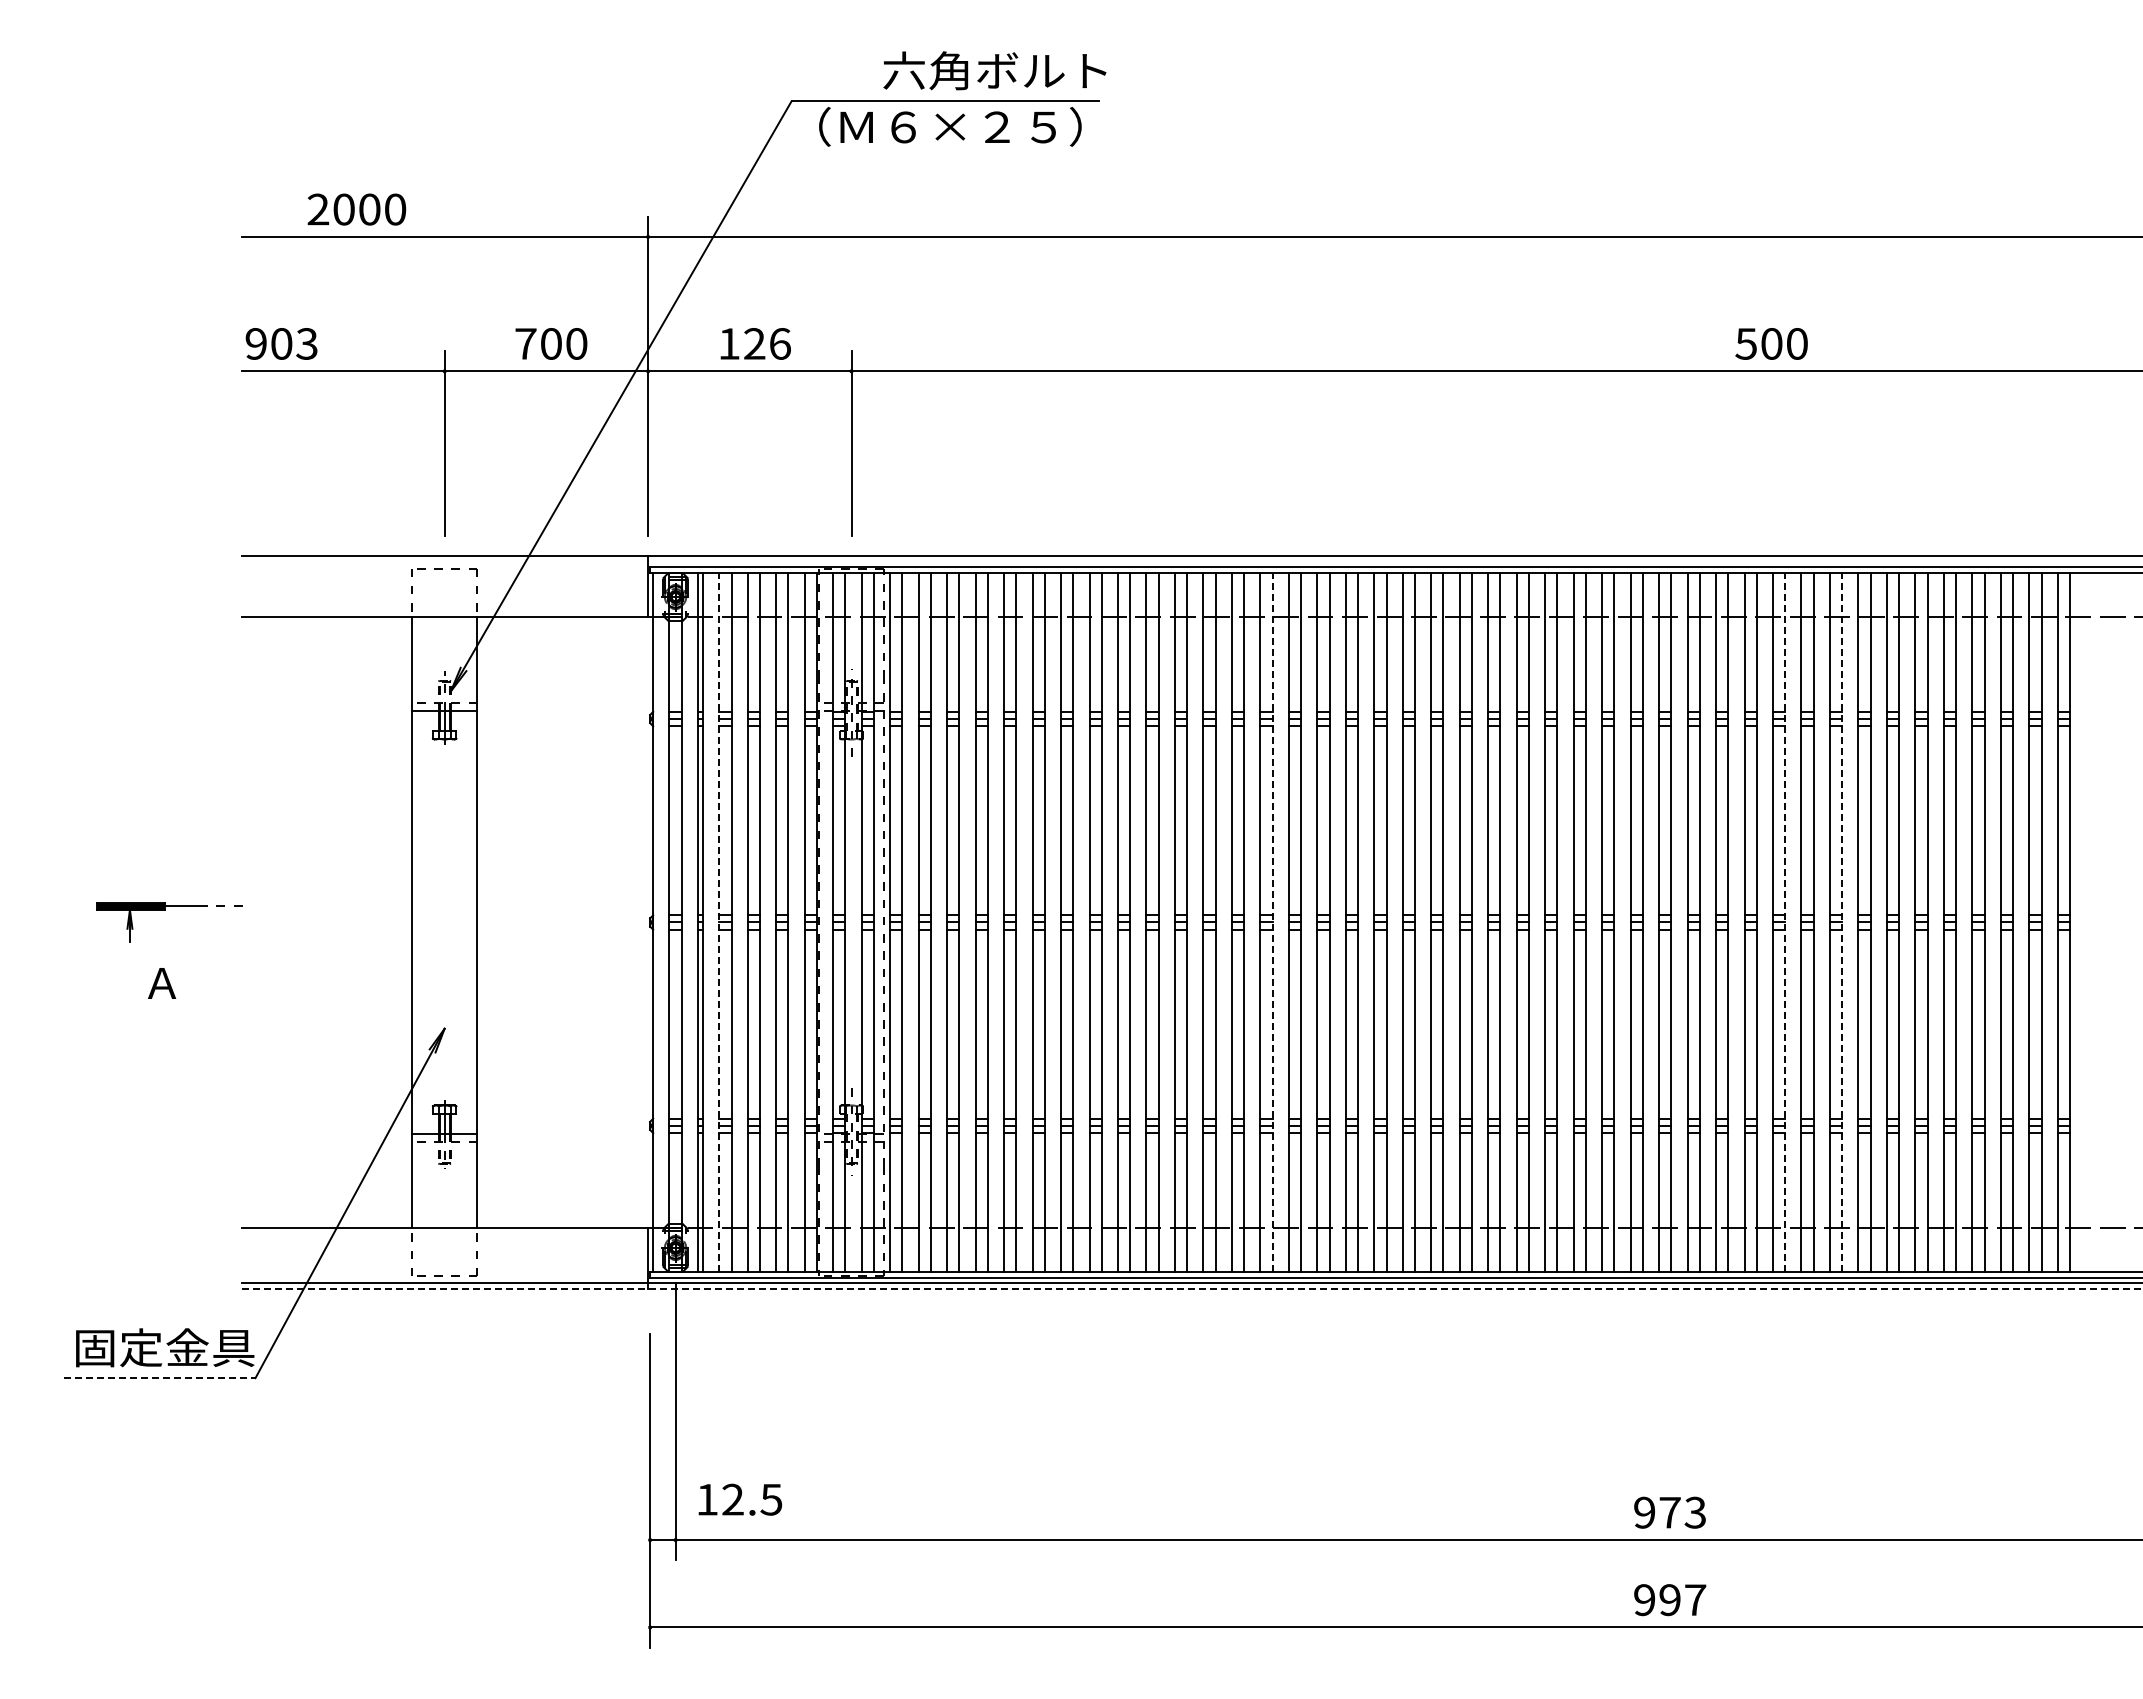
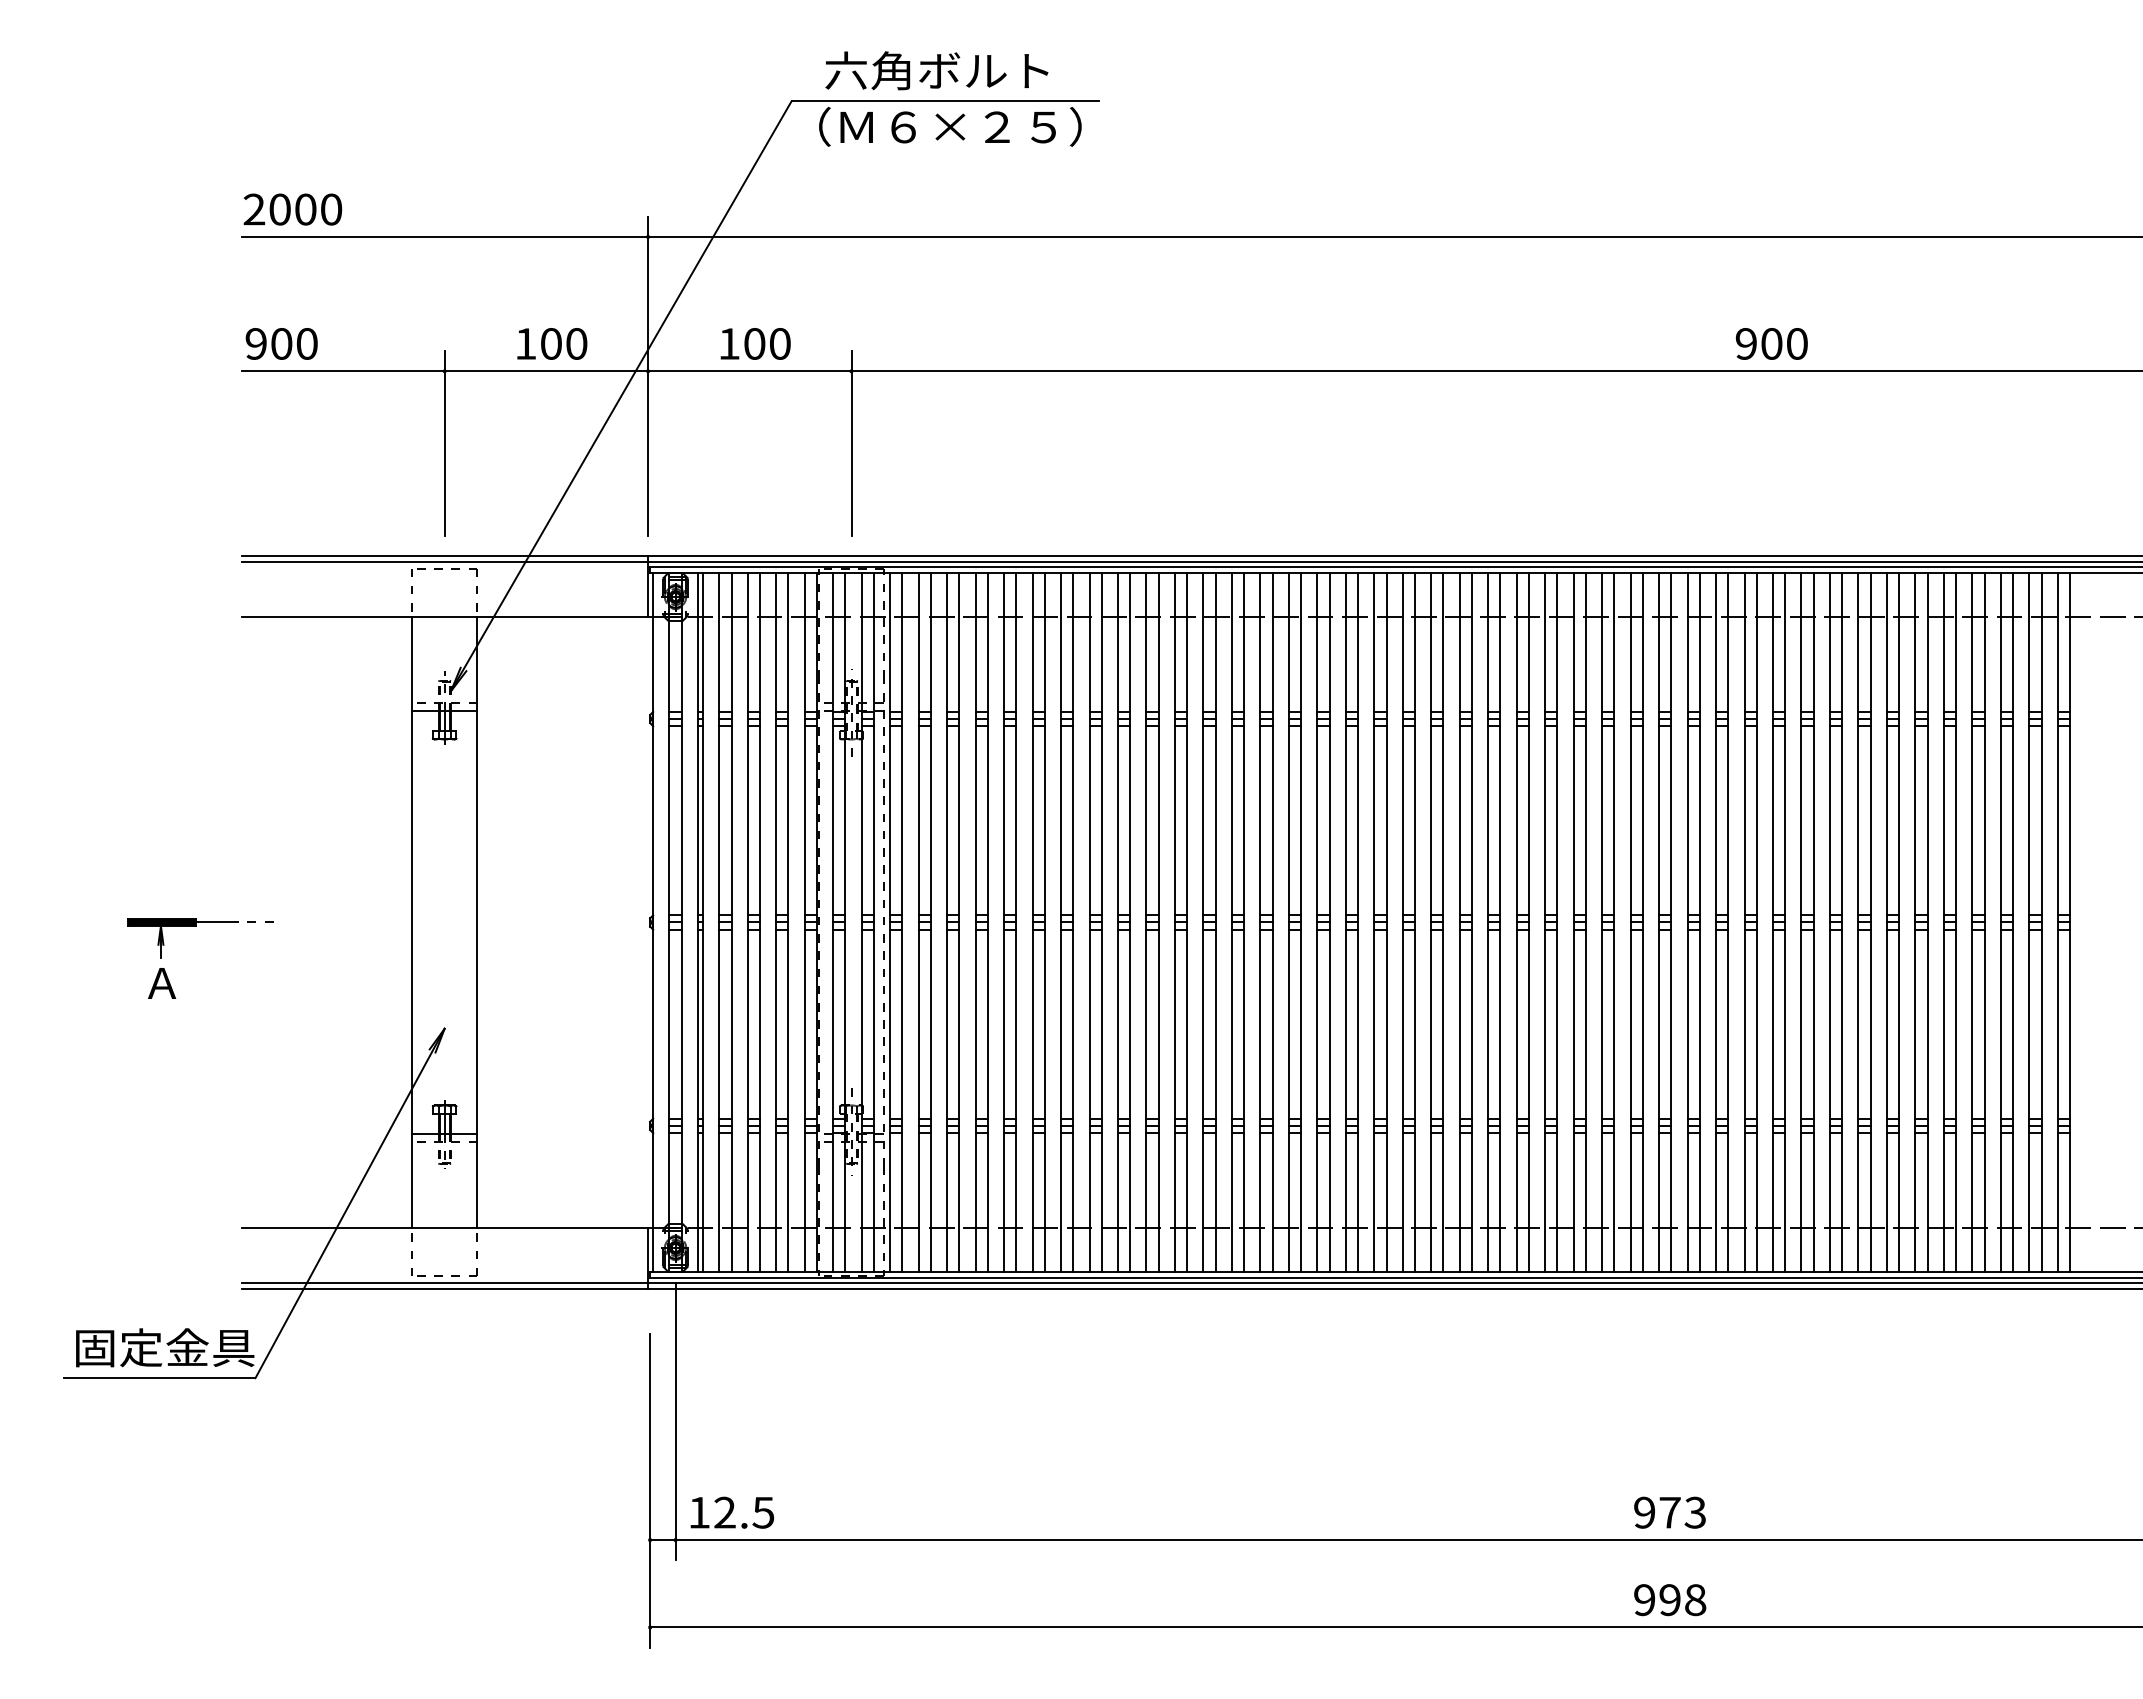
text position: (994, 70) -> (936, 70) (936, 70)
text position: (356, 209) -> (292, 209) (292, 209)
text: 903 -> 900 (306, 343)
text: 700 -> 100 (525, 343)
text: 126 -> 100 (767, 343)
text: 500 -> 900 (1745, 343)
line: none -> present (1190, 562)
part position: (165, 910) -> (196, 926) (196, 926)
line: dashed -> solid (719, 922)
line: dashed -> solid (1272, 922)
line: dashed -> solid (1785, 922)
line: dashed -> solid (1842, 922)
line: dashed -> solid (1193, 1288)
line: dashed -> solid (159, 1378)
text position: (740, 1499) -> (732, 1512) (732, 1512)
text: 997 -> 998 (1695, 1600)
